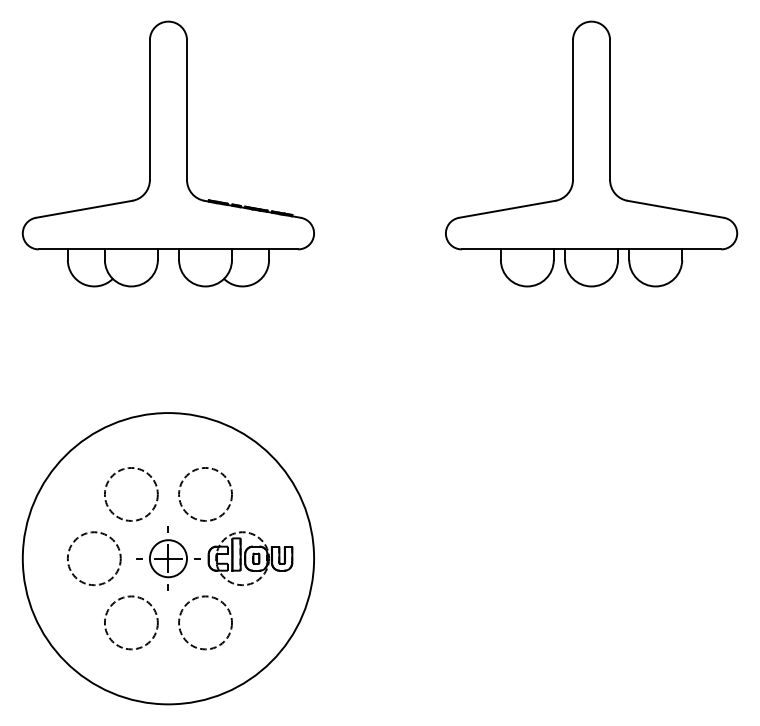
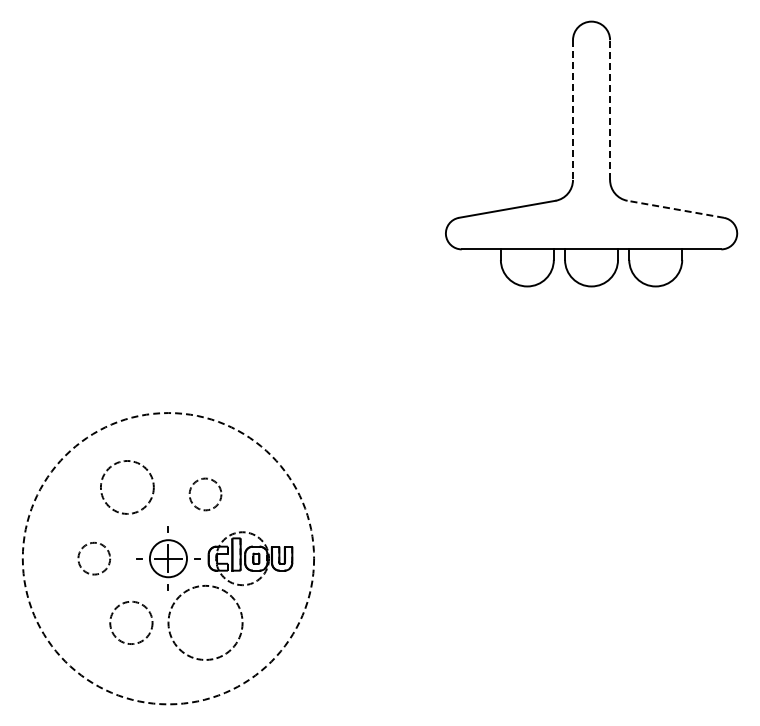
line: solid -> dashed (573, 110)
line: solid -> dashed (610, 110)
part: present -> none (167, 153)
line: solid -> dashed (675, 209)
circle diameter: 53 px -> 32 px (205, 494)
circle position: (131, 494) -> (127, 487) (127, 487)
circle diameter: 53 px -> 32 px (94, 558)
circle: solid -> dashed (168, 558)
circle size: 55x56 px -> 45x44 px (131, 622)
circle diameter: 53 px -> 74 px (205, 622)
